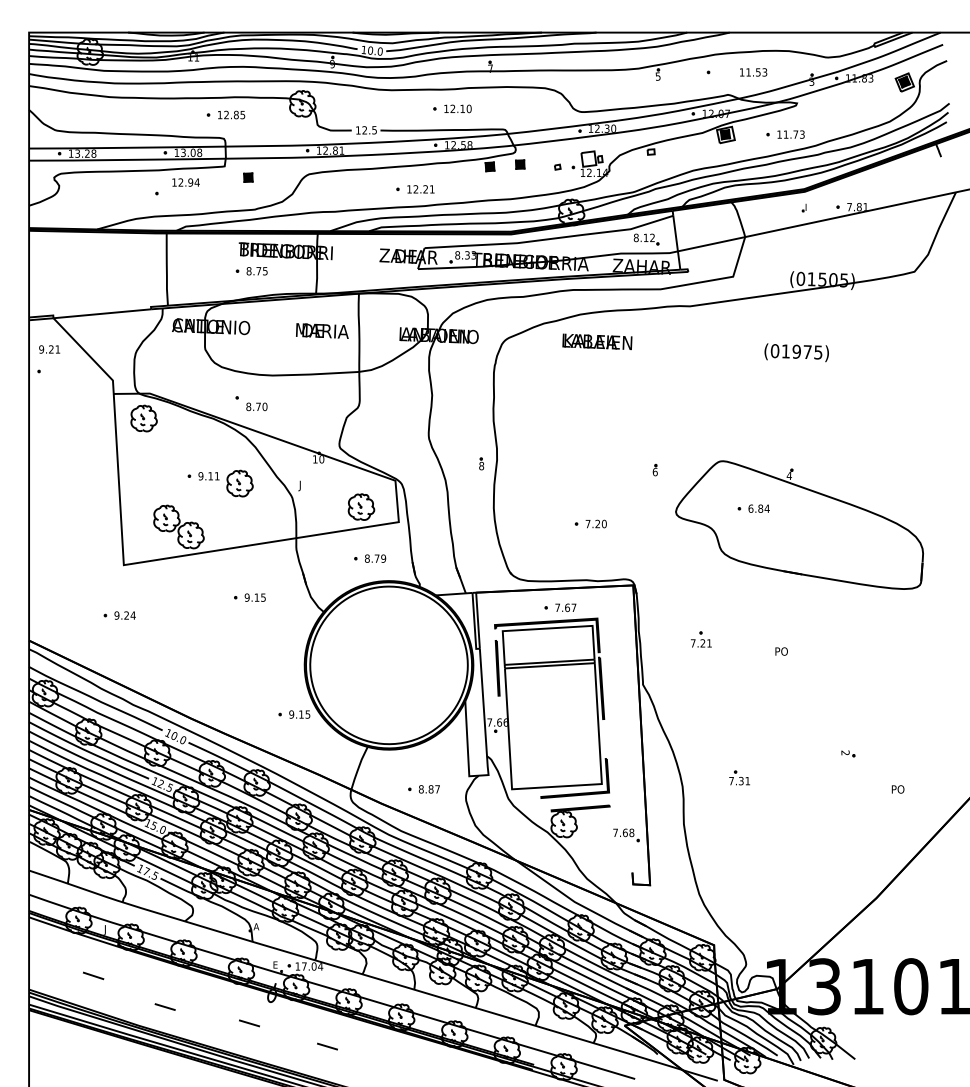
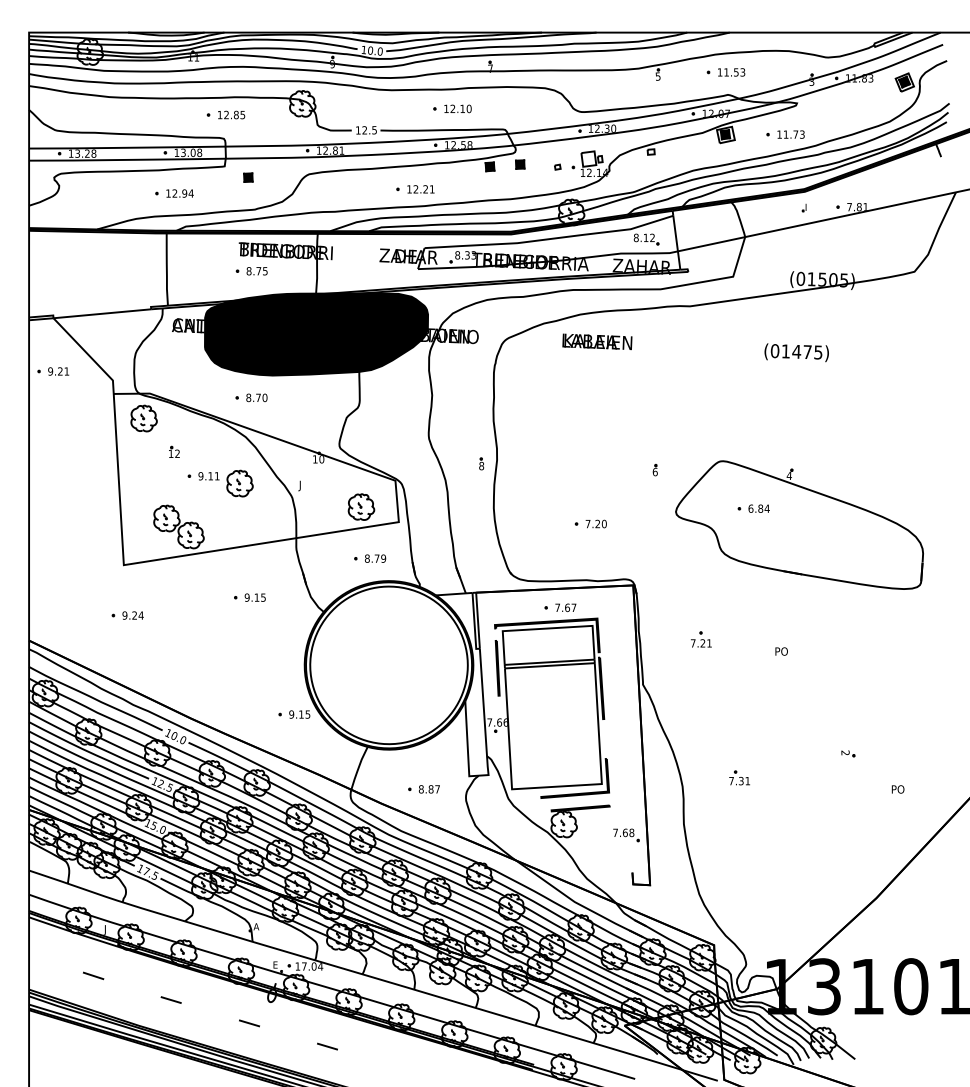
text position: (753, 72) -> (731, 72) (731, 72)
text position: (185, 182) -> (179, 193) (179, 193)
fill: none -> present (316, 334)
text position: (49, 349) -> (58, 371) (58, 371)
text: (01975) -> (01475) (796, 351)
text position: (256, 406) -> (256, 397) (256, 397)
part: none -> present (174, 451)
part position: (119, 615) -> (127, 615) (127, 615)
line position: (164, 1006) -> (170, 999) (170, 999)
